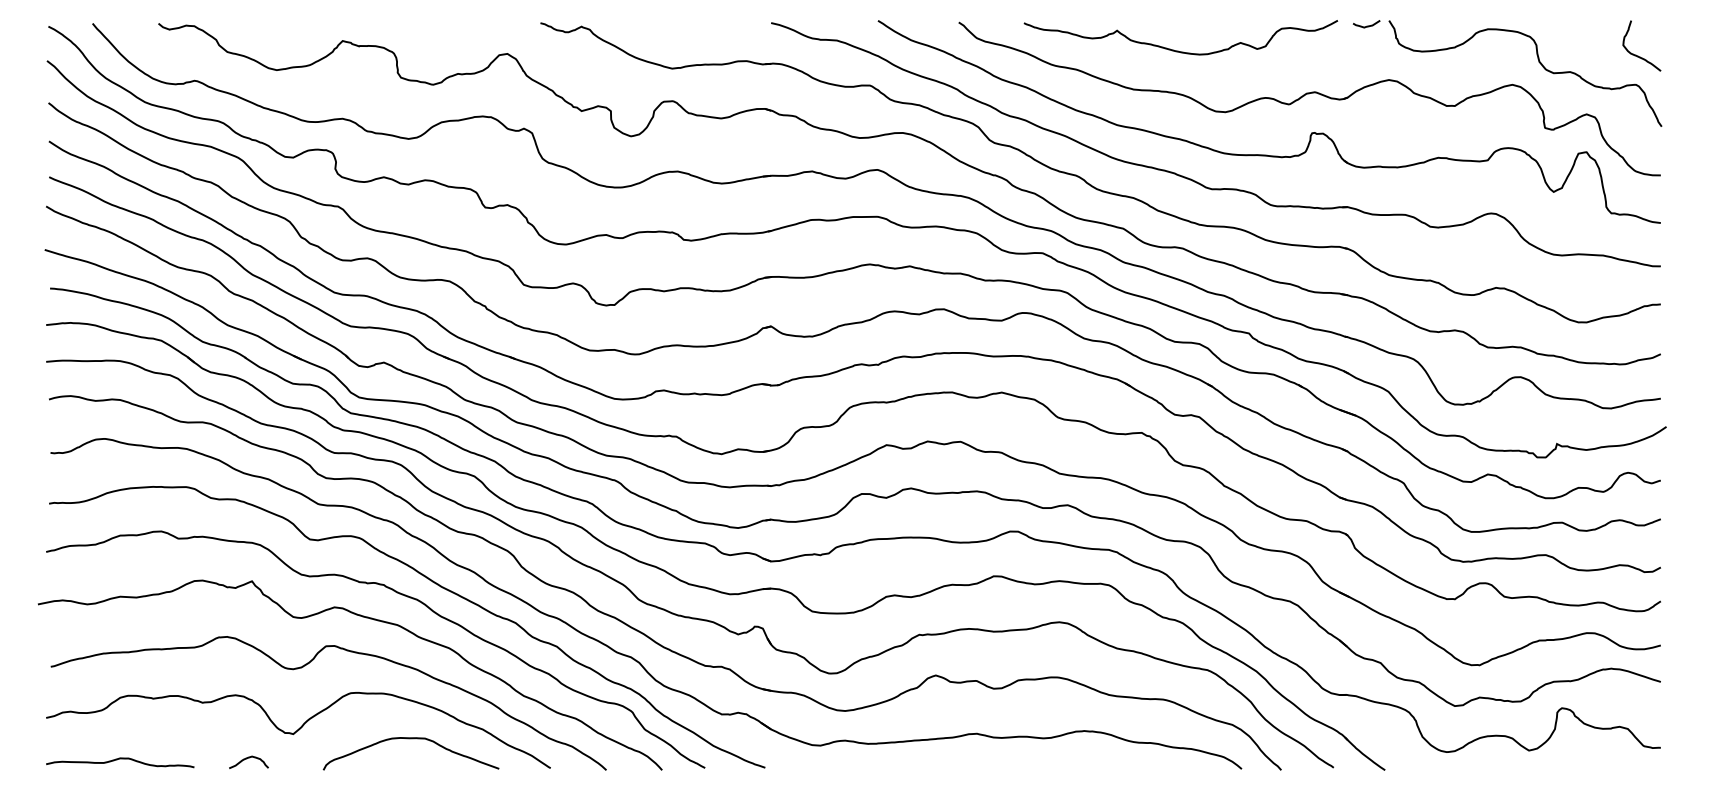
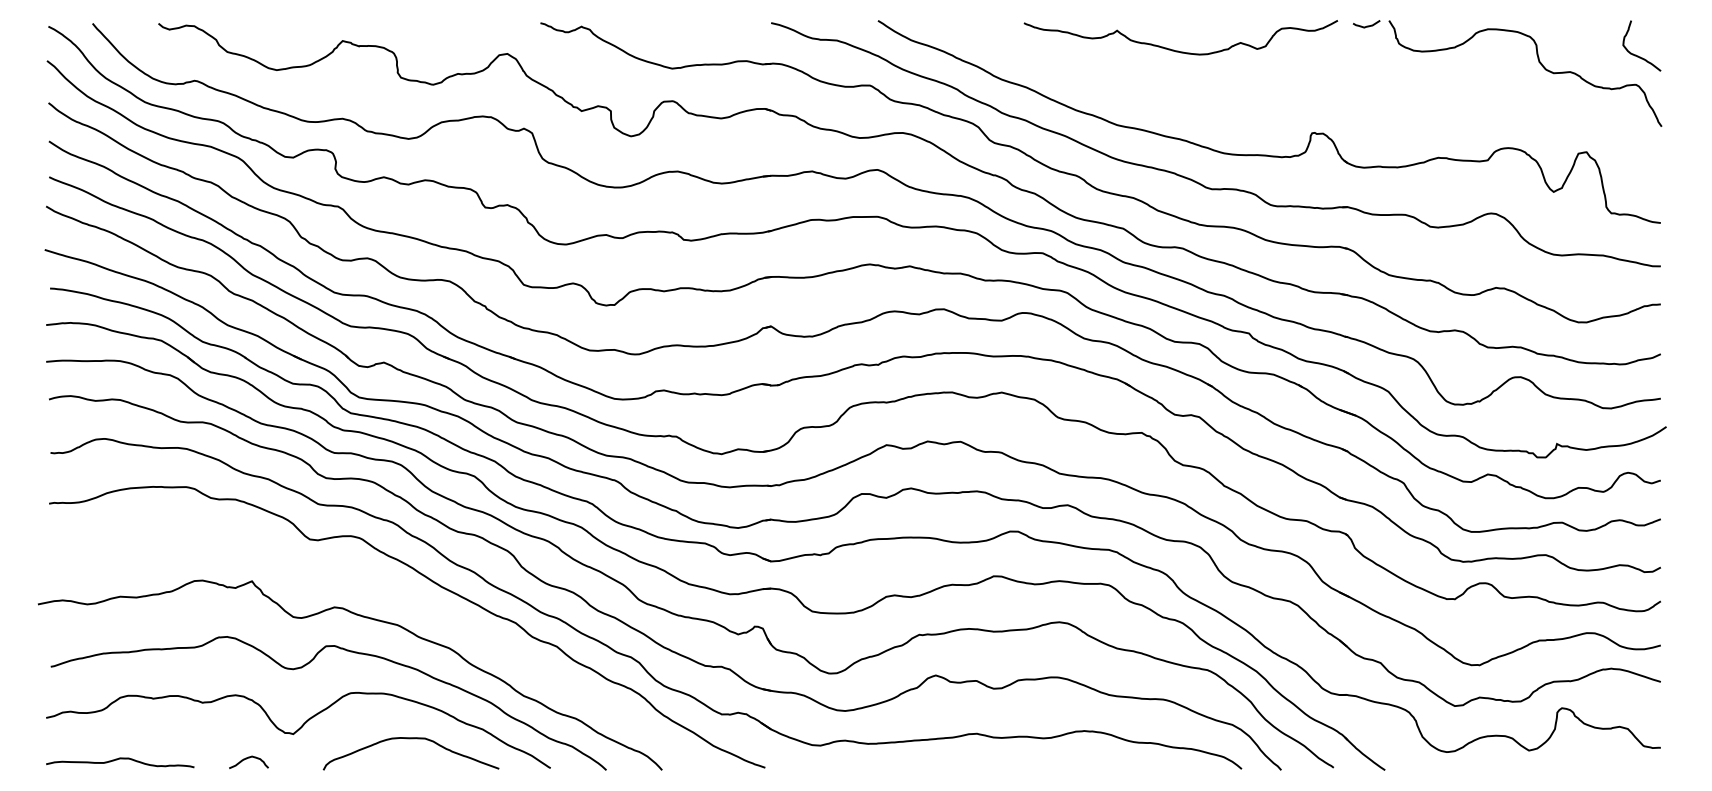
part: present -> none (1309, 98)
curve: present -> none (399, 594)
